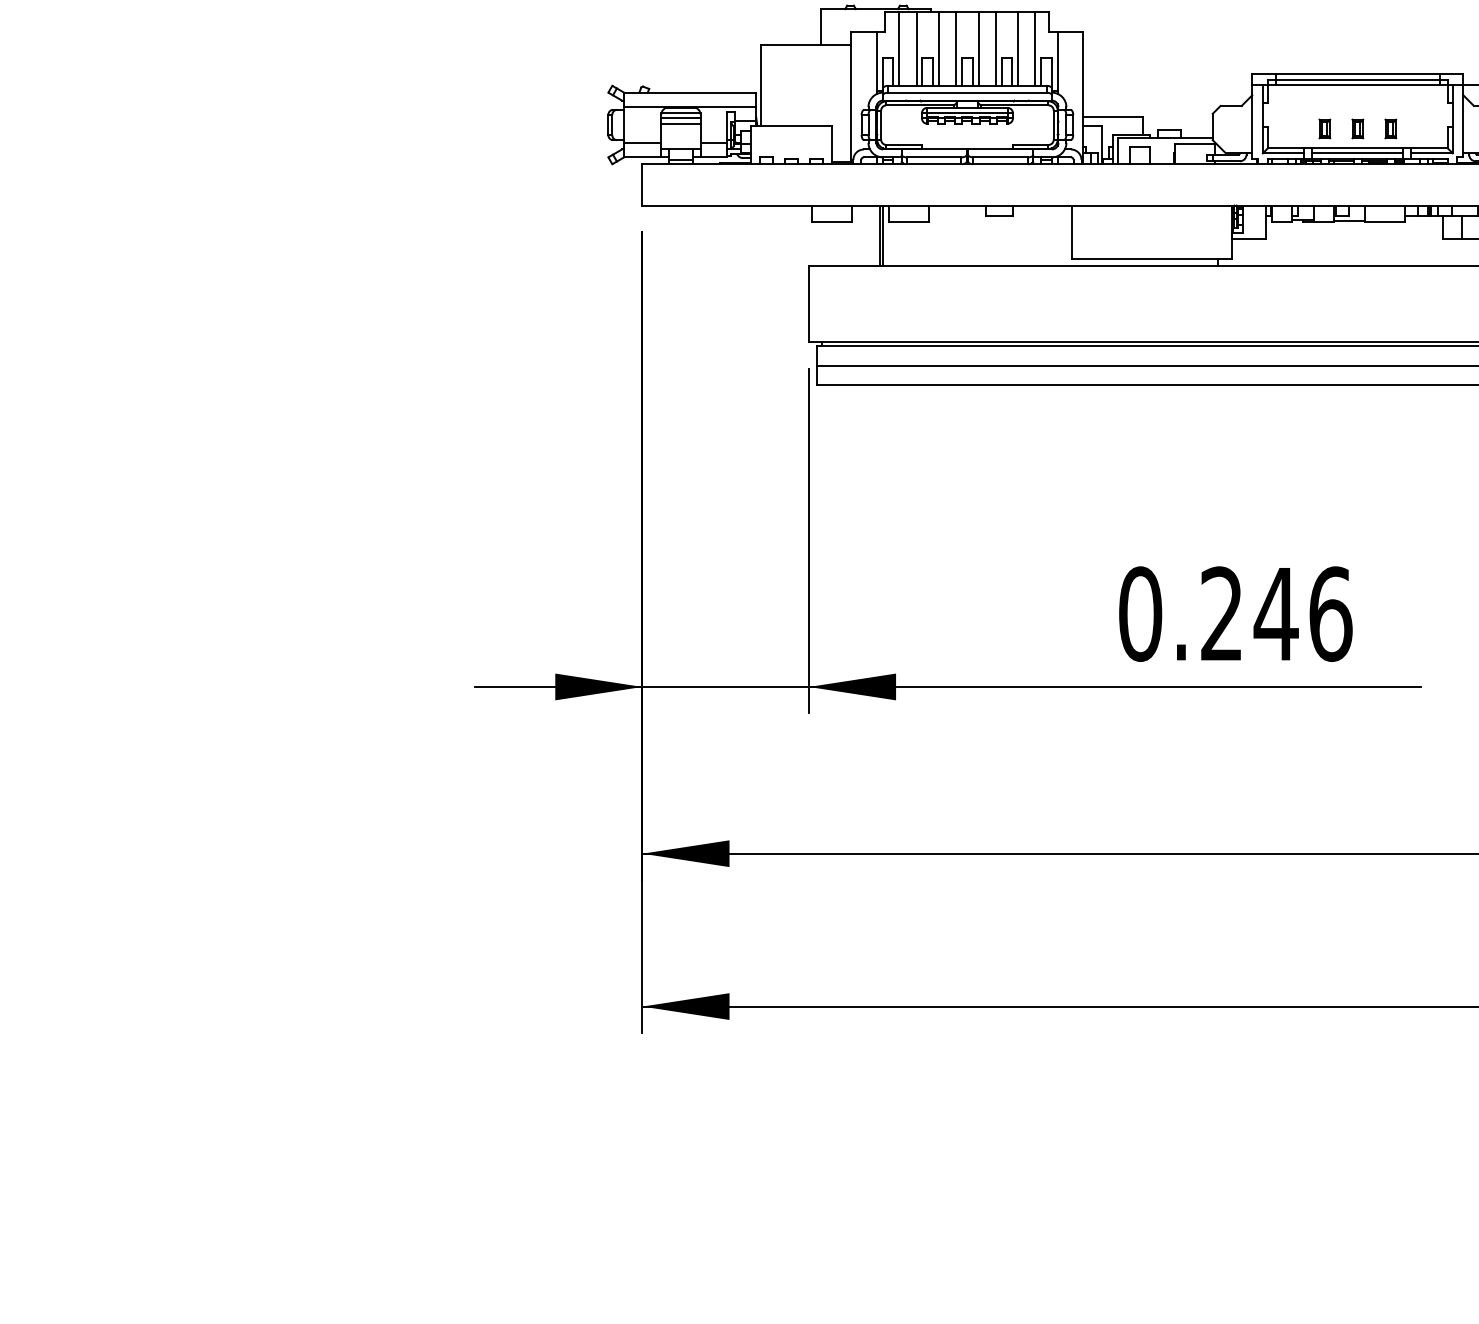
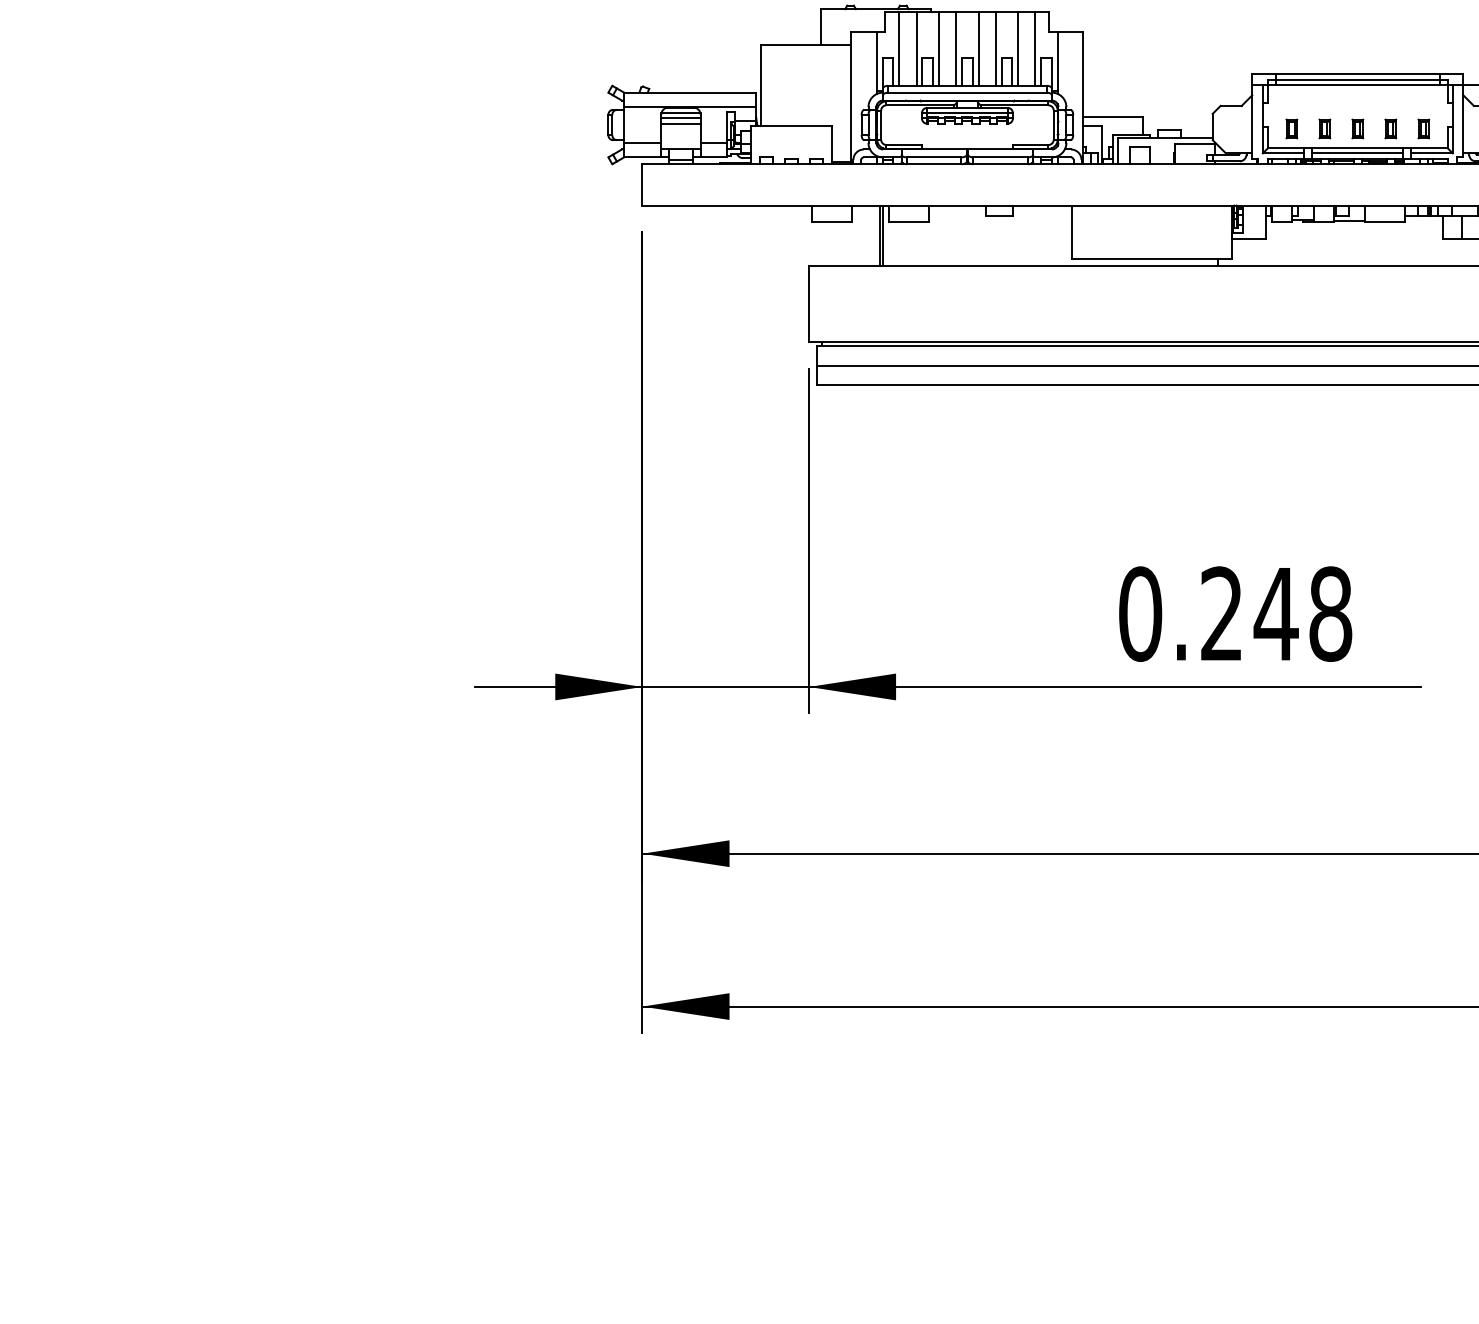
part: none -> present (1291, 128)
part: none -> present (1423, 128)
text: 0.246 -> 0.248 (1330, 613)
